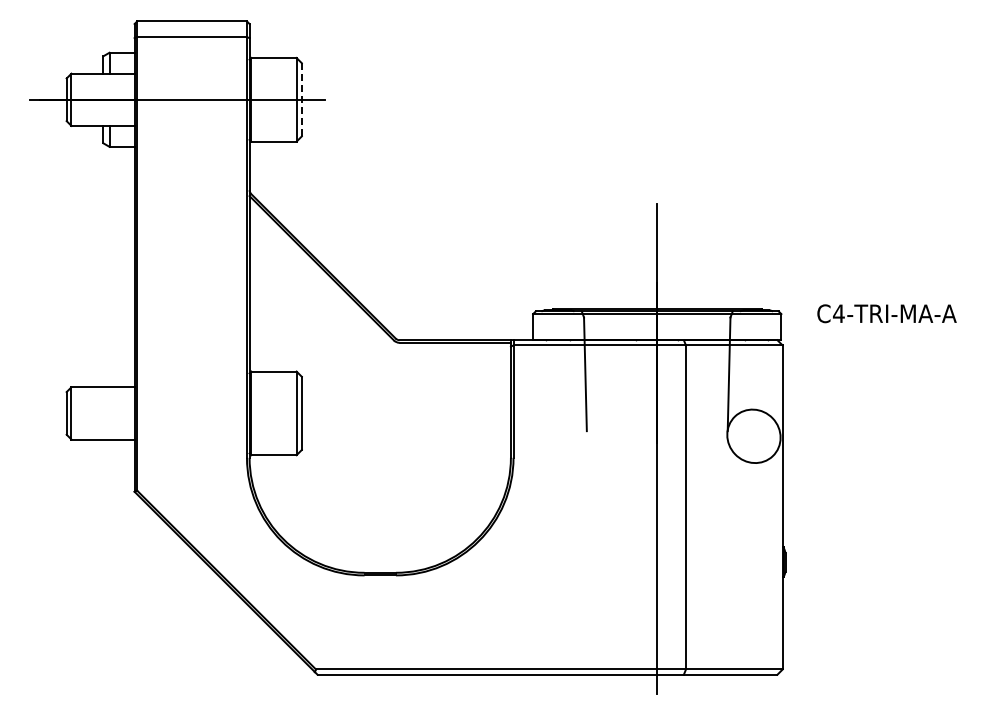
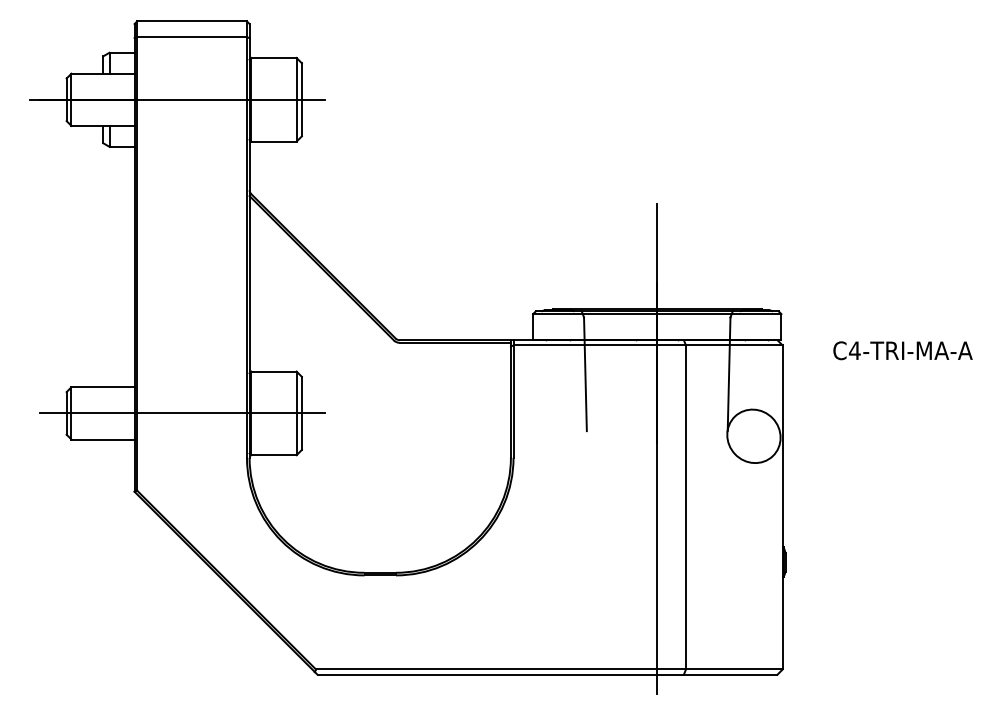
line: dashed -> solid (301, 99)
text position: (886, 313) -> (902, 350) (902, 350)
line: none -> present (182, 413)
